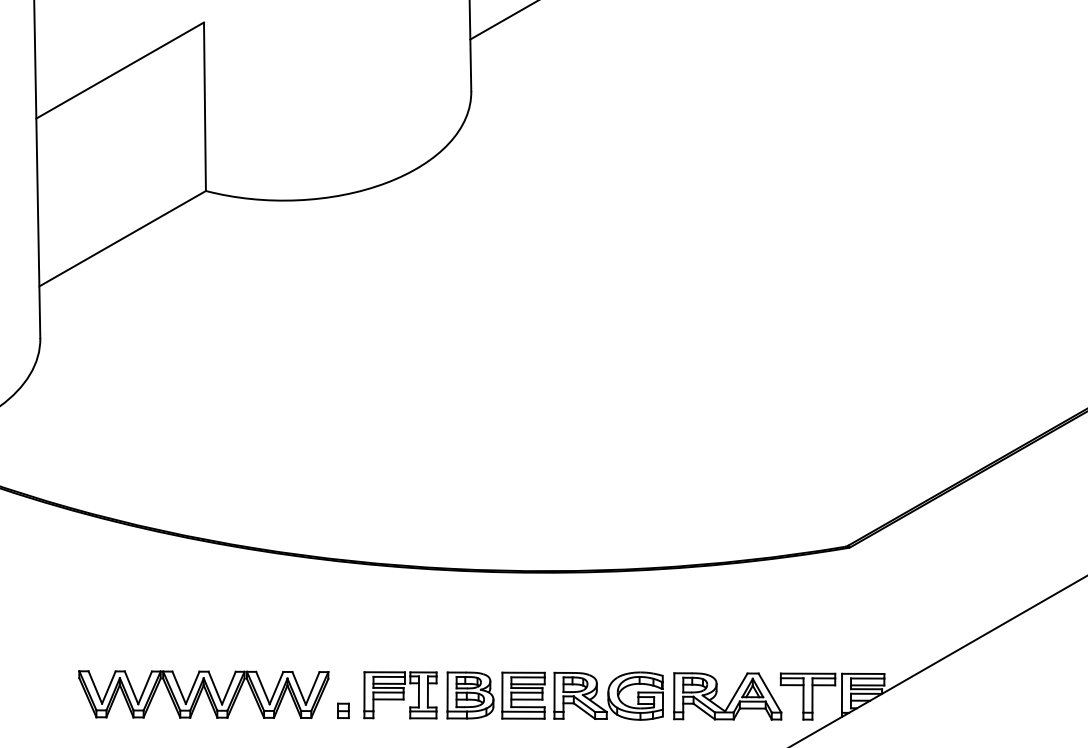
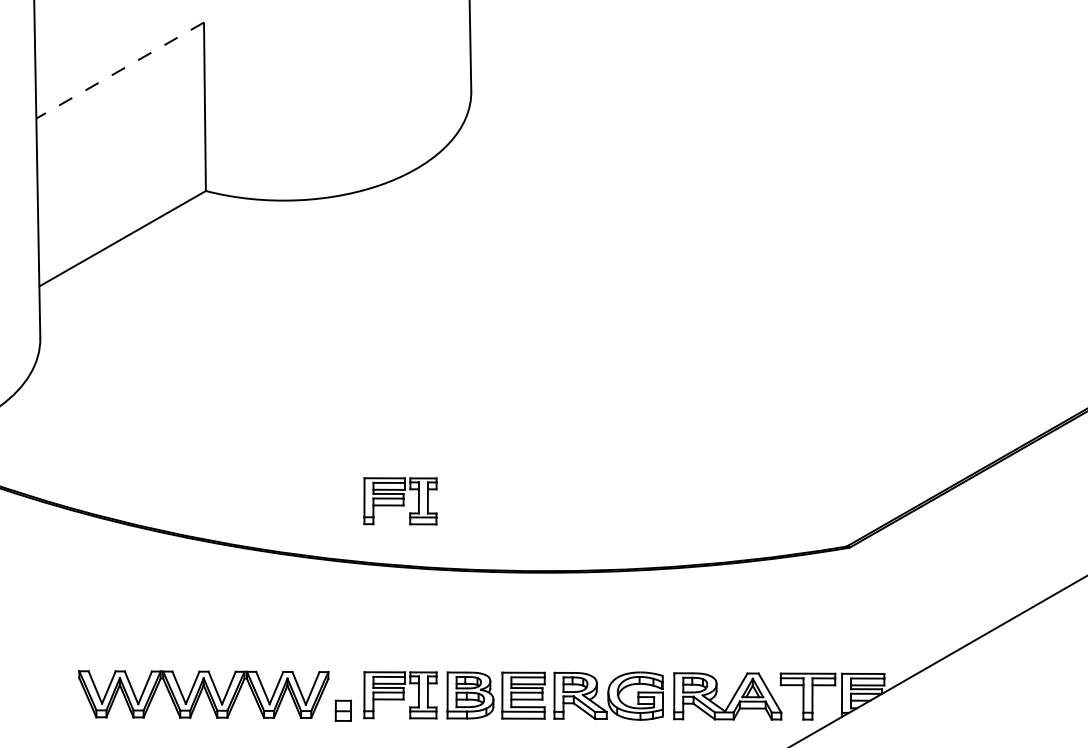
line: present -> none (502, 20)
line: solid -> dashed (120, 70)
part: none -> present (400, 501)
part size: 13x18 px -> 18x23 px (342, 710)
